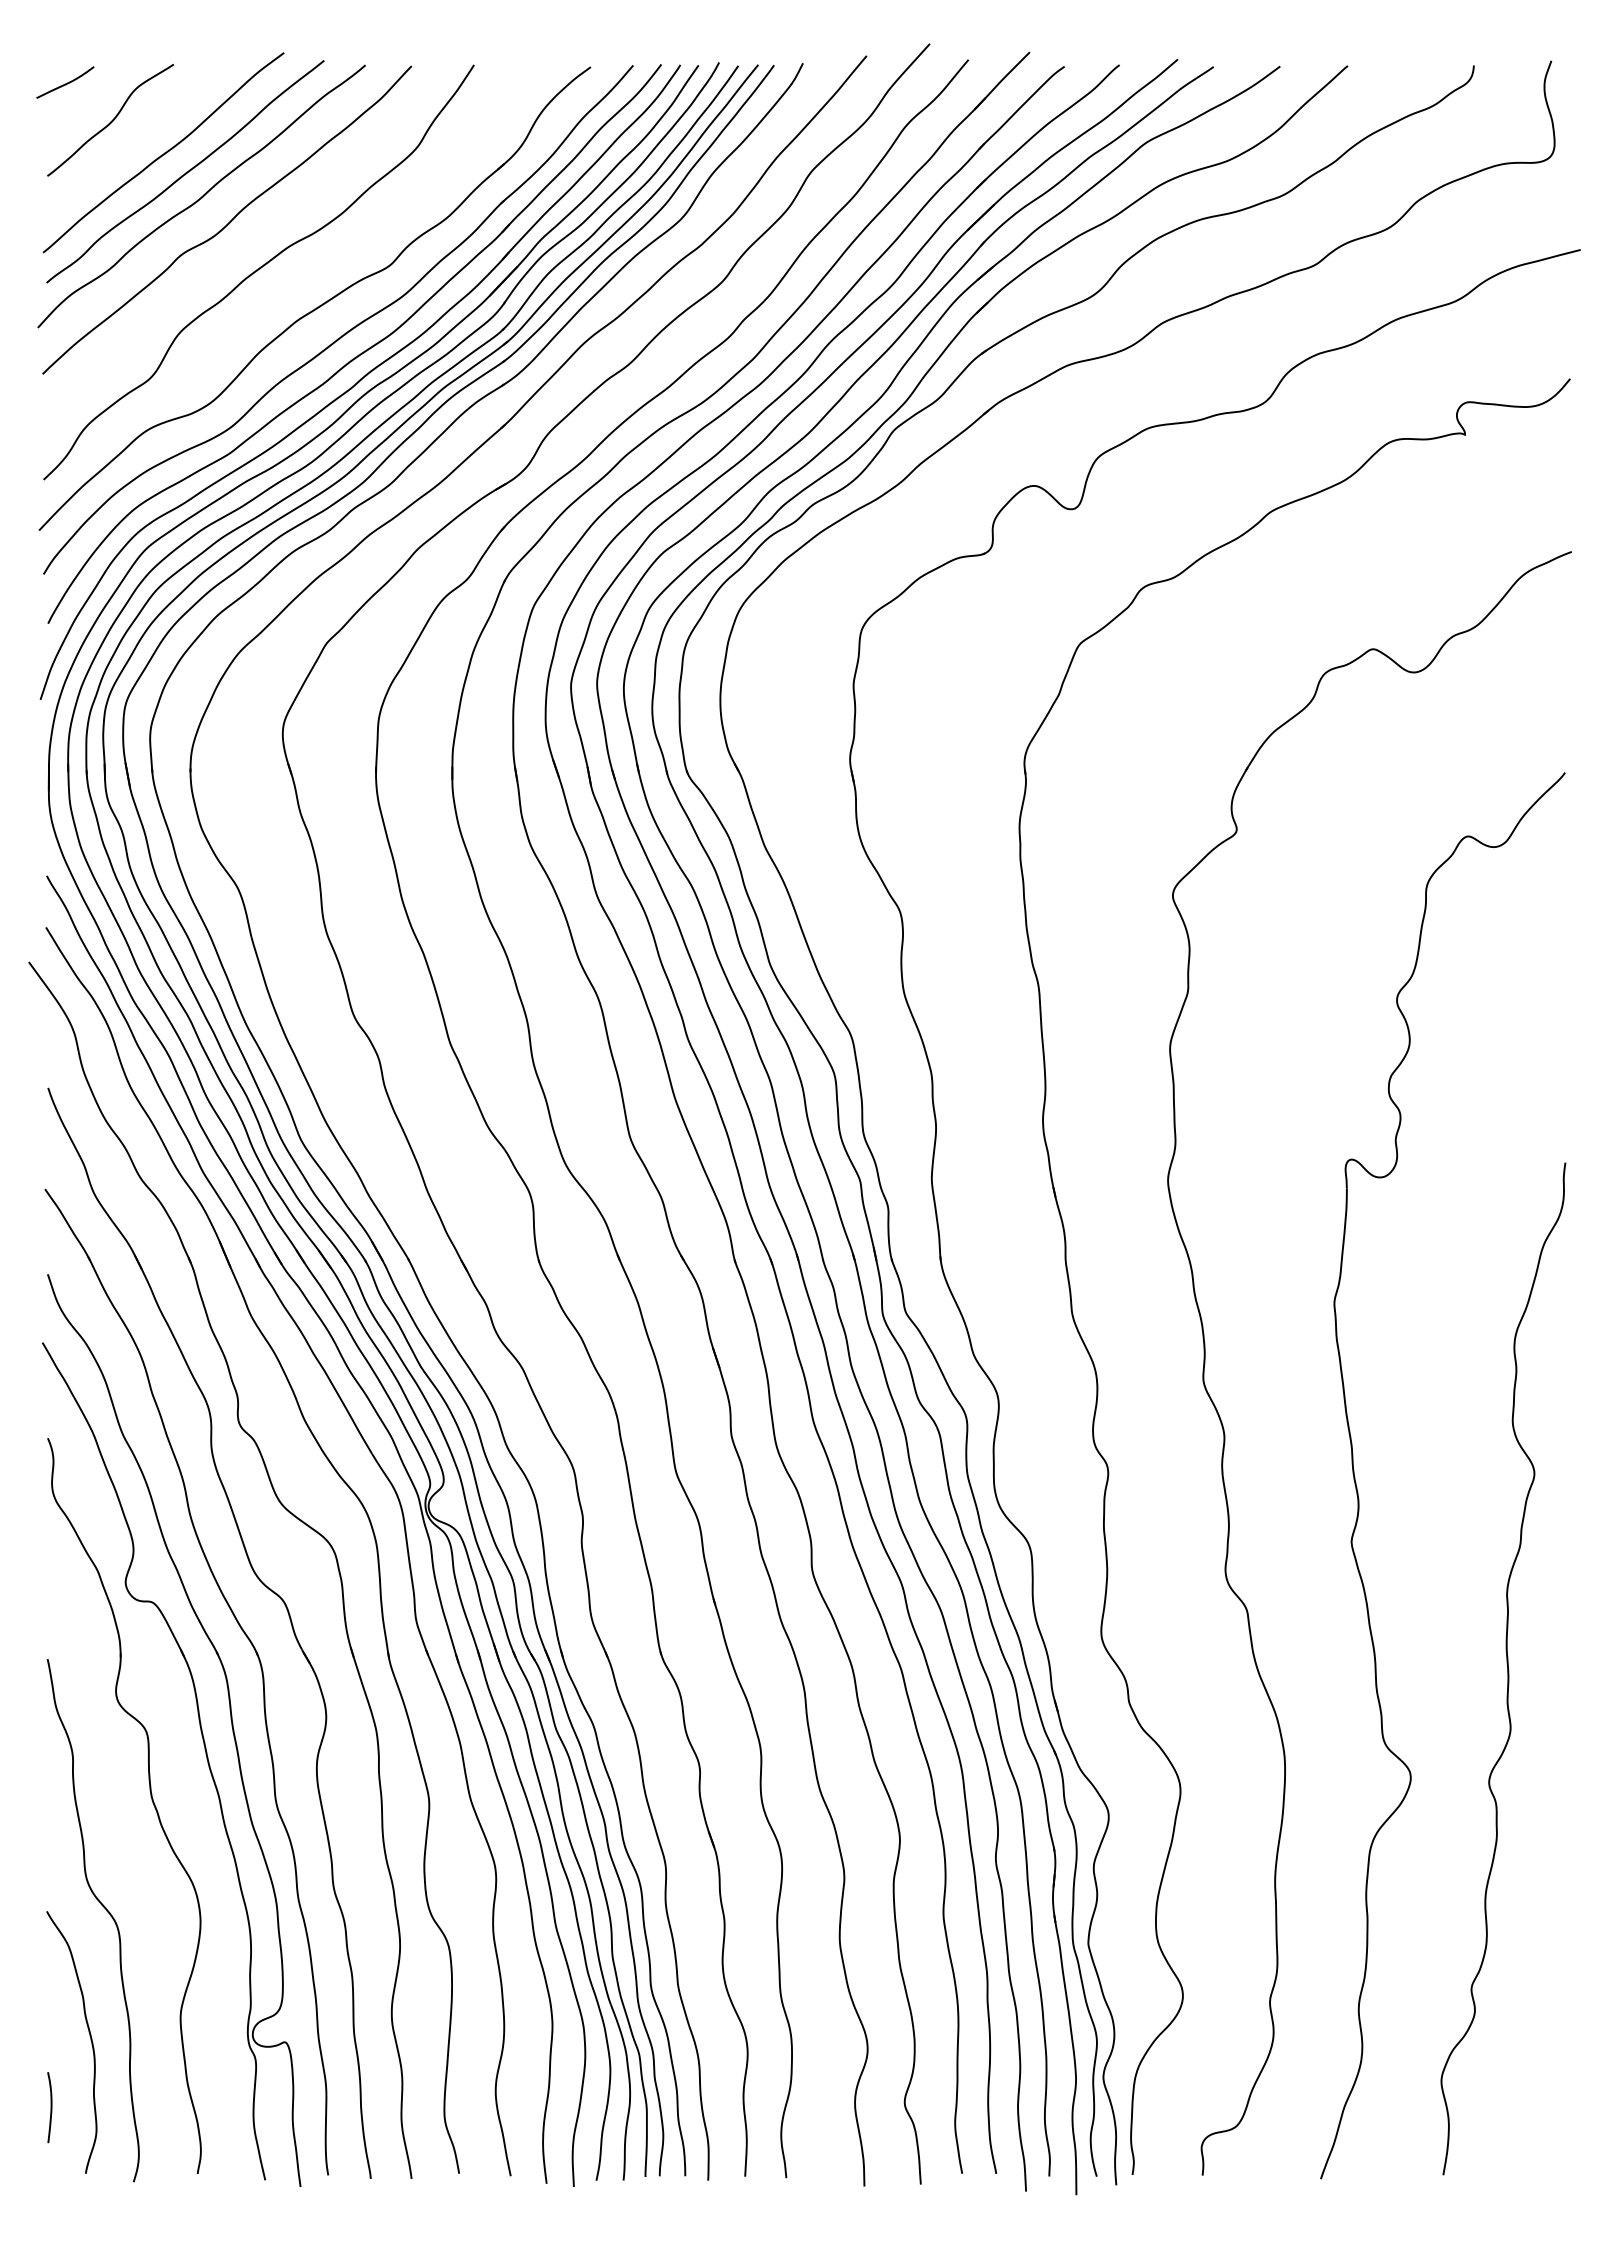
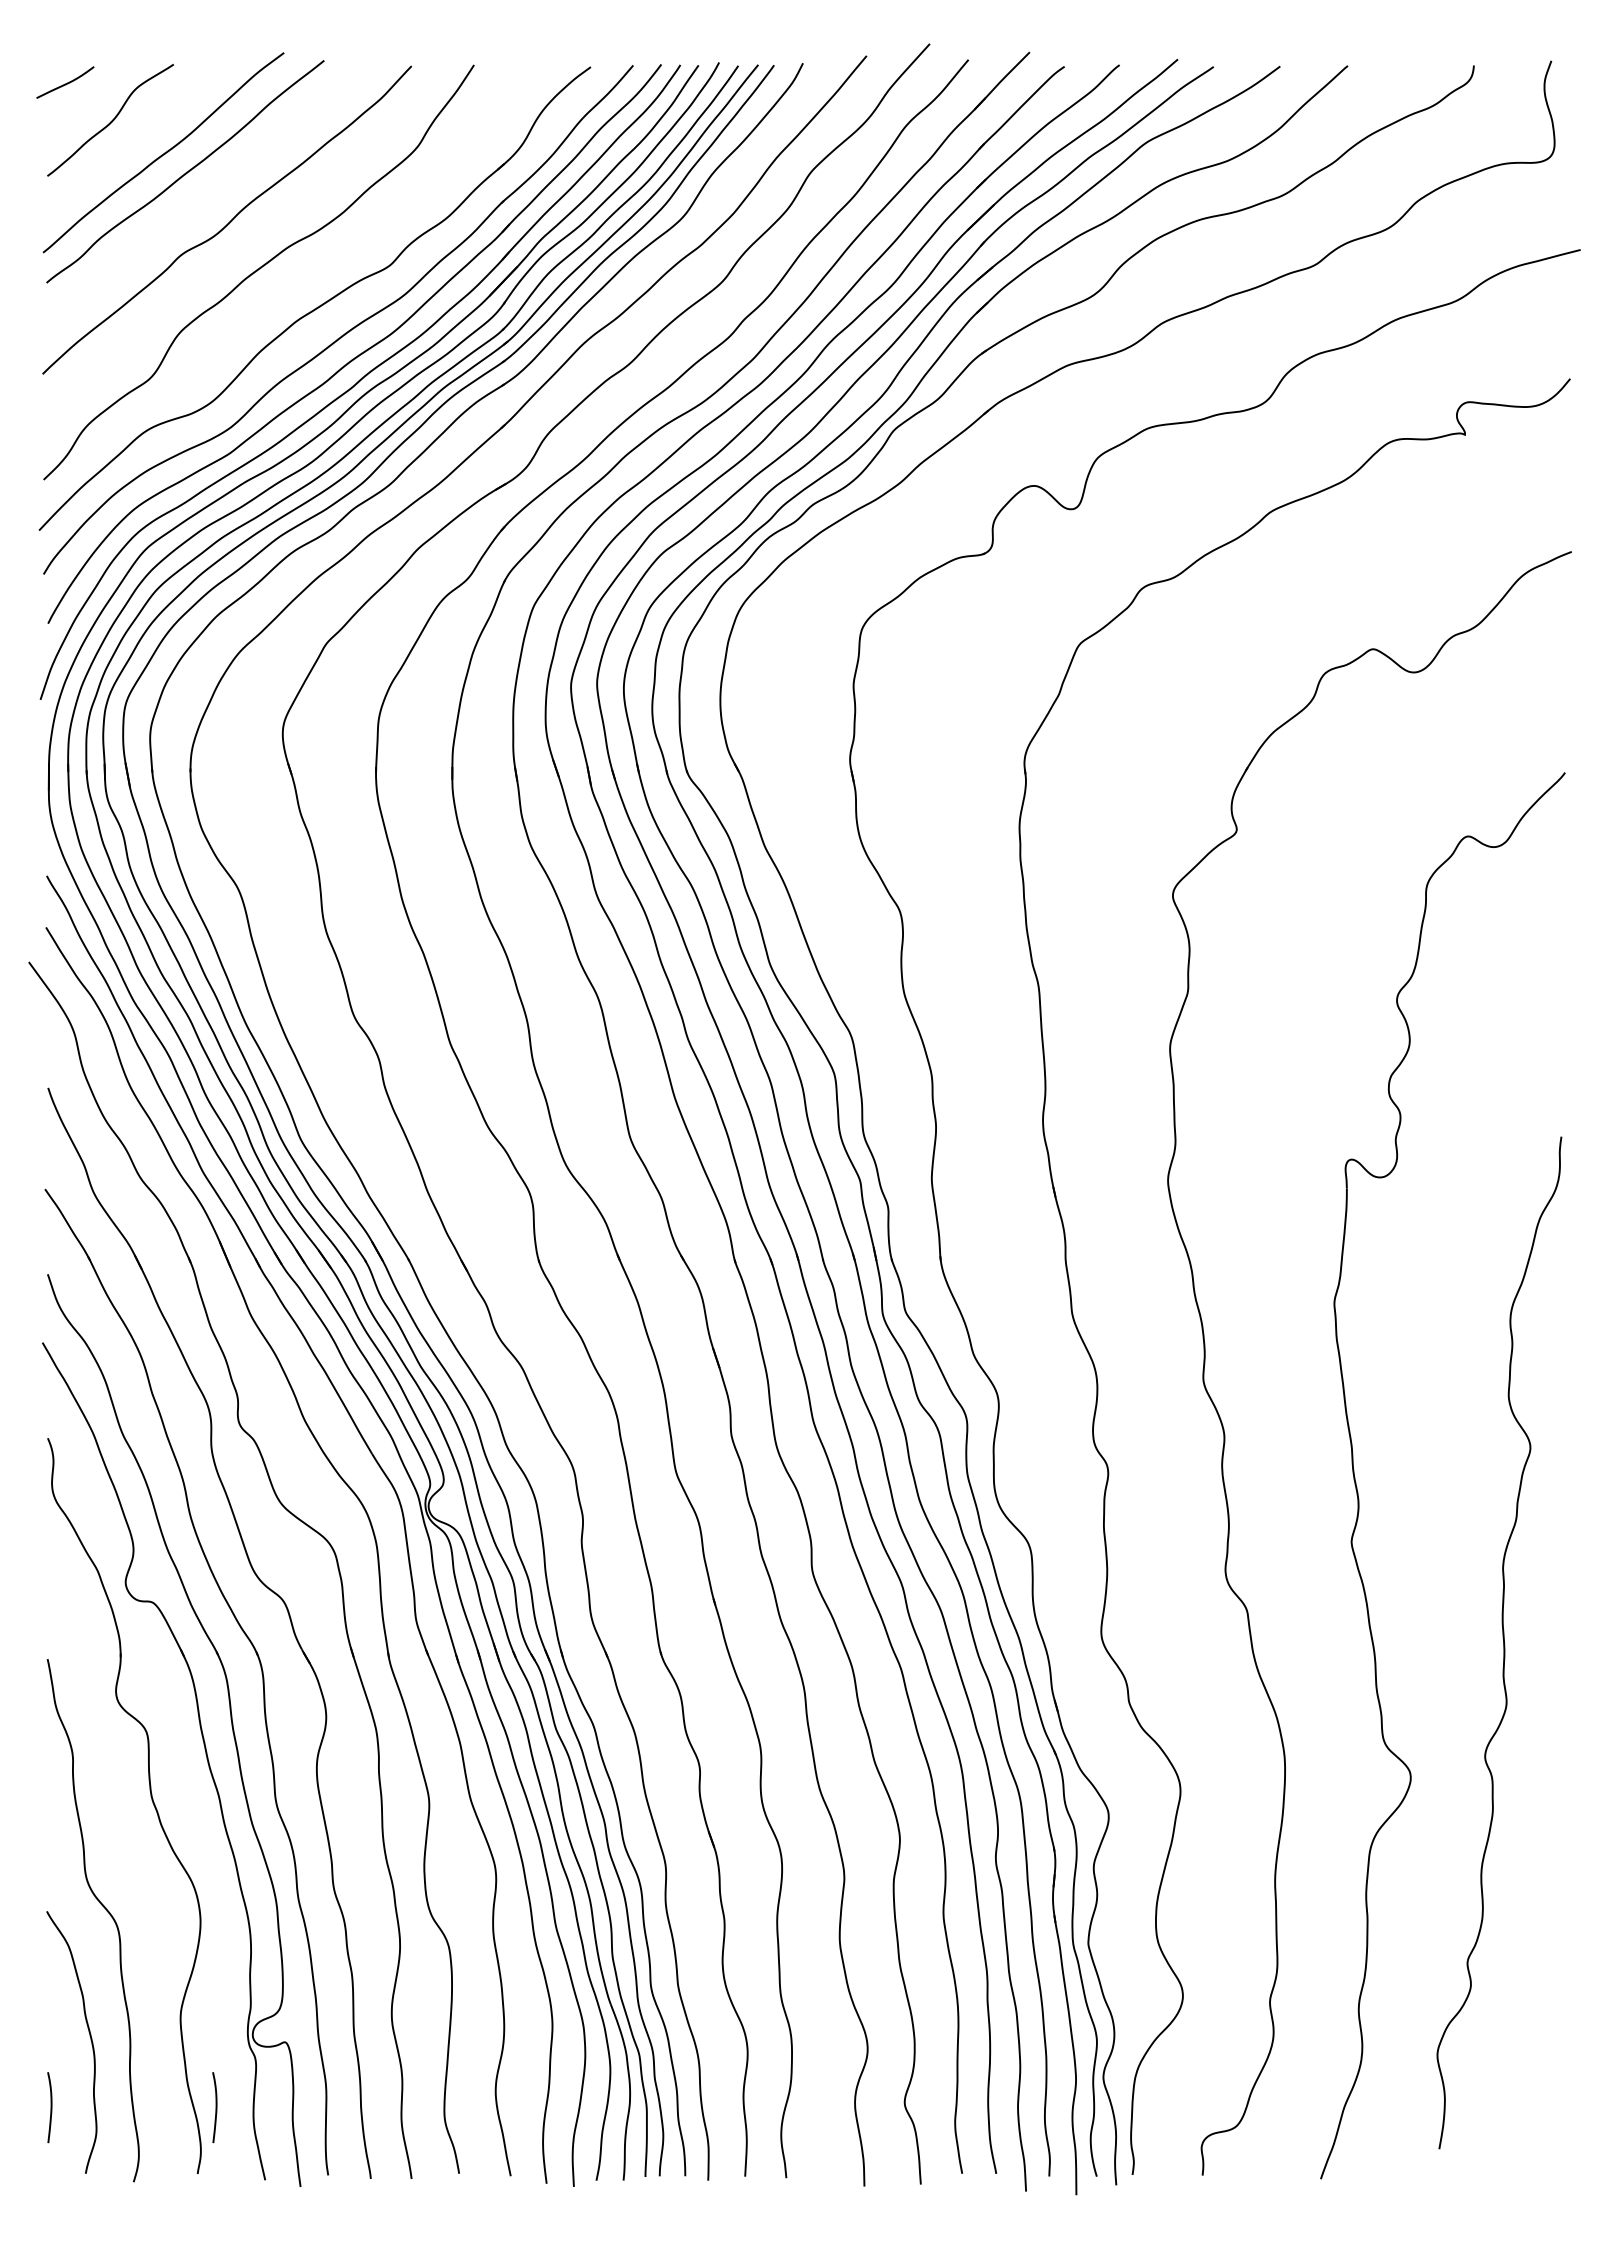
curve: present -> none (201, 196)
part position: (1503, 1668) -> (1499, 1642) (1499, 1642)
curve: none -> present (215, 2107)
